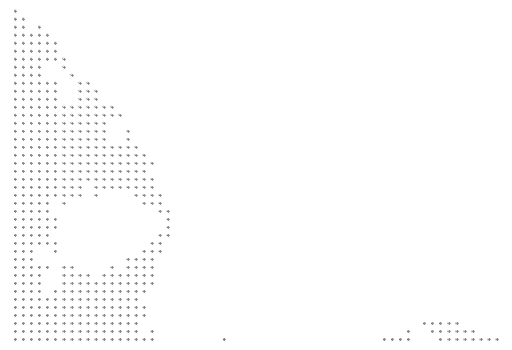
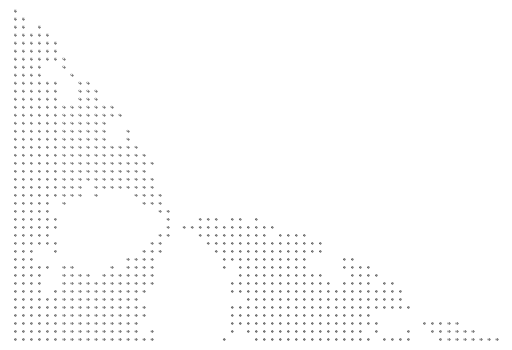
part: none -> present (296, 279)
